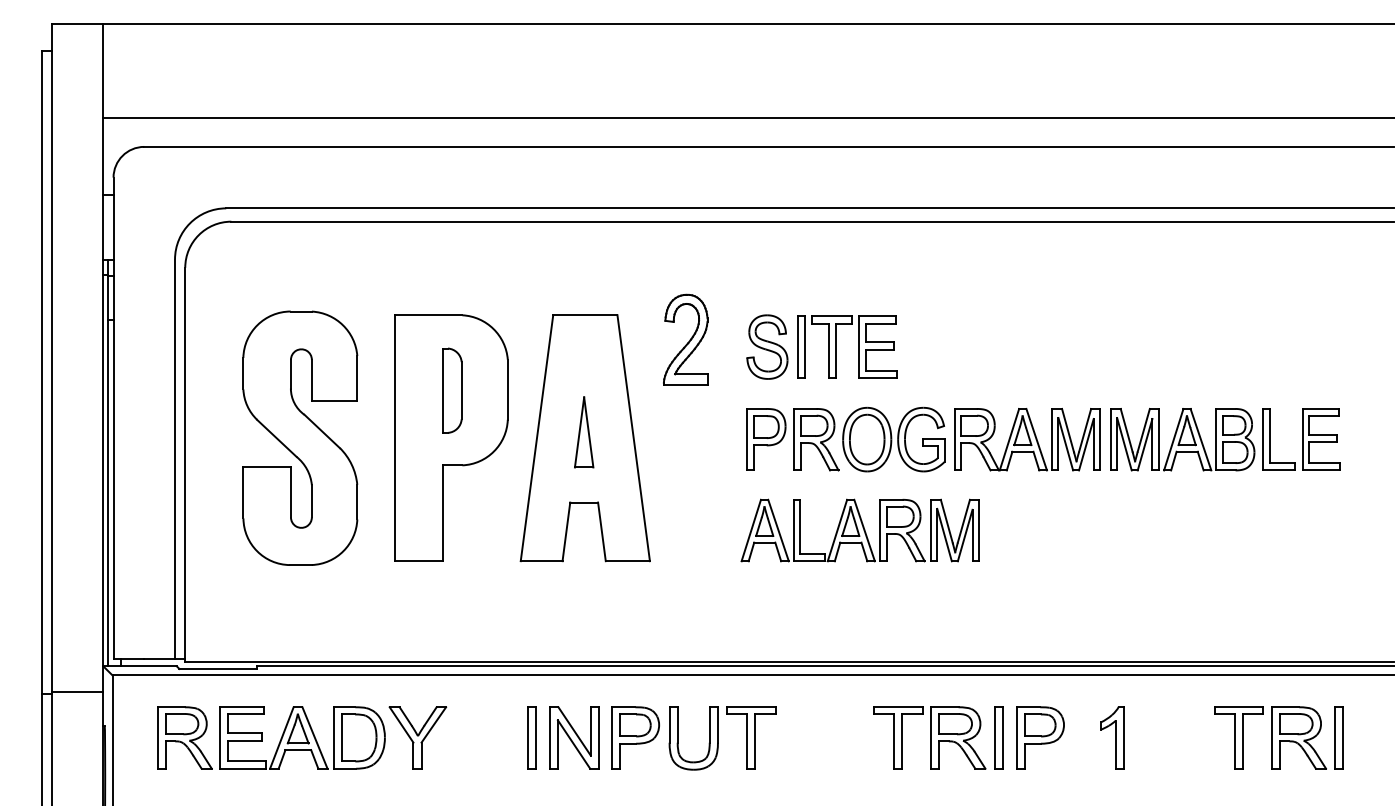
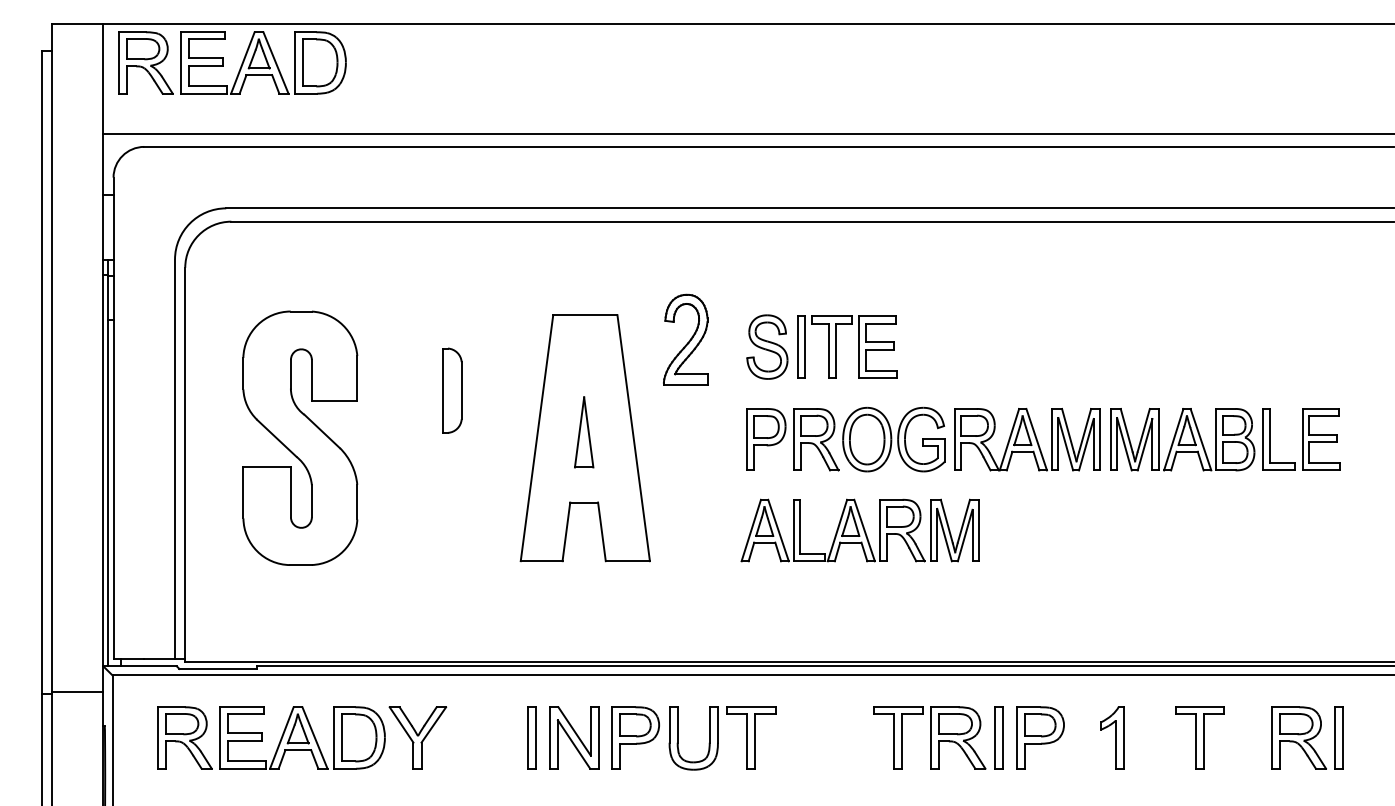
part: none -> present (240, 65)
line position: (747, 118) -> (747, 134) (747, 134)
part: present -> none (451, 437)
part position: (1238, 737) -> (1199, 737) (1199, 737)
